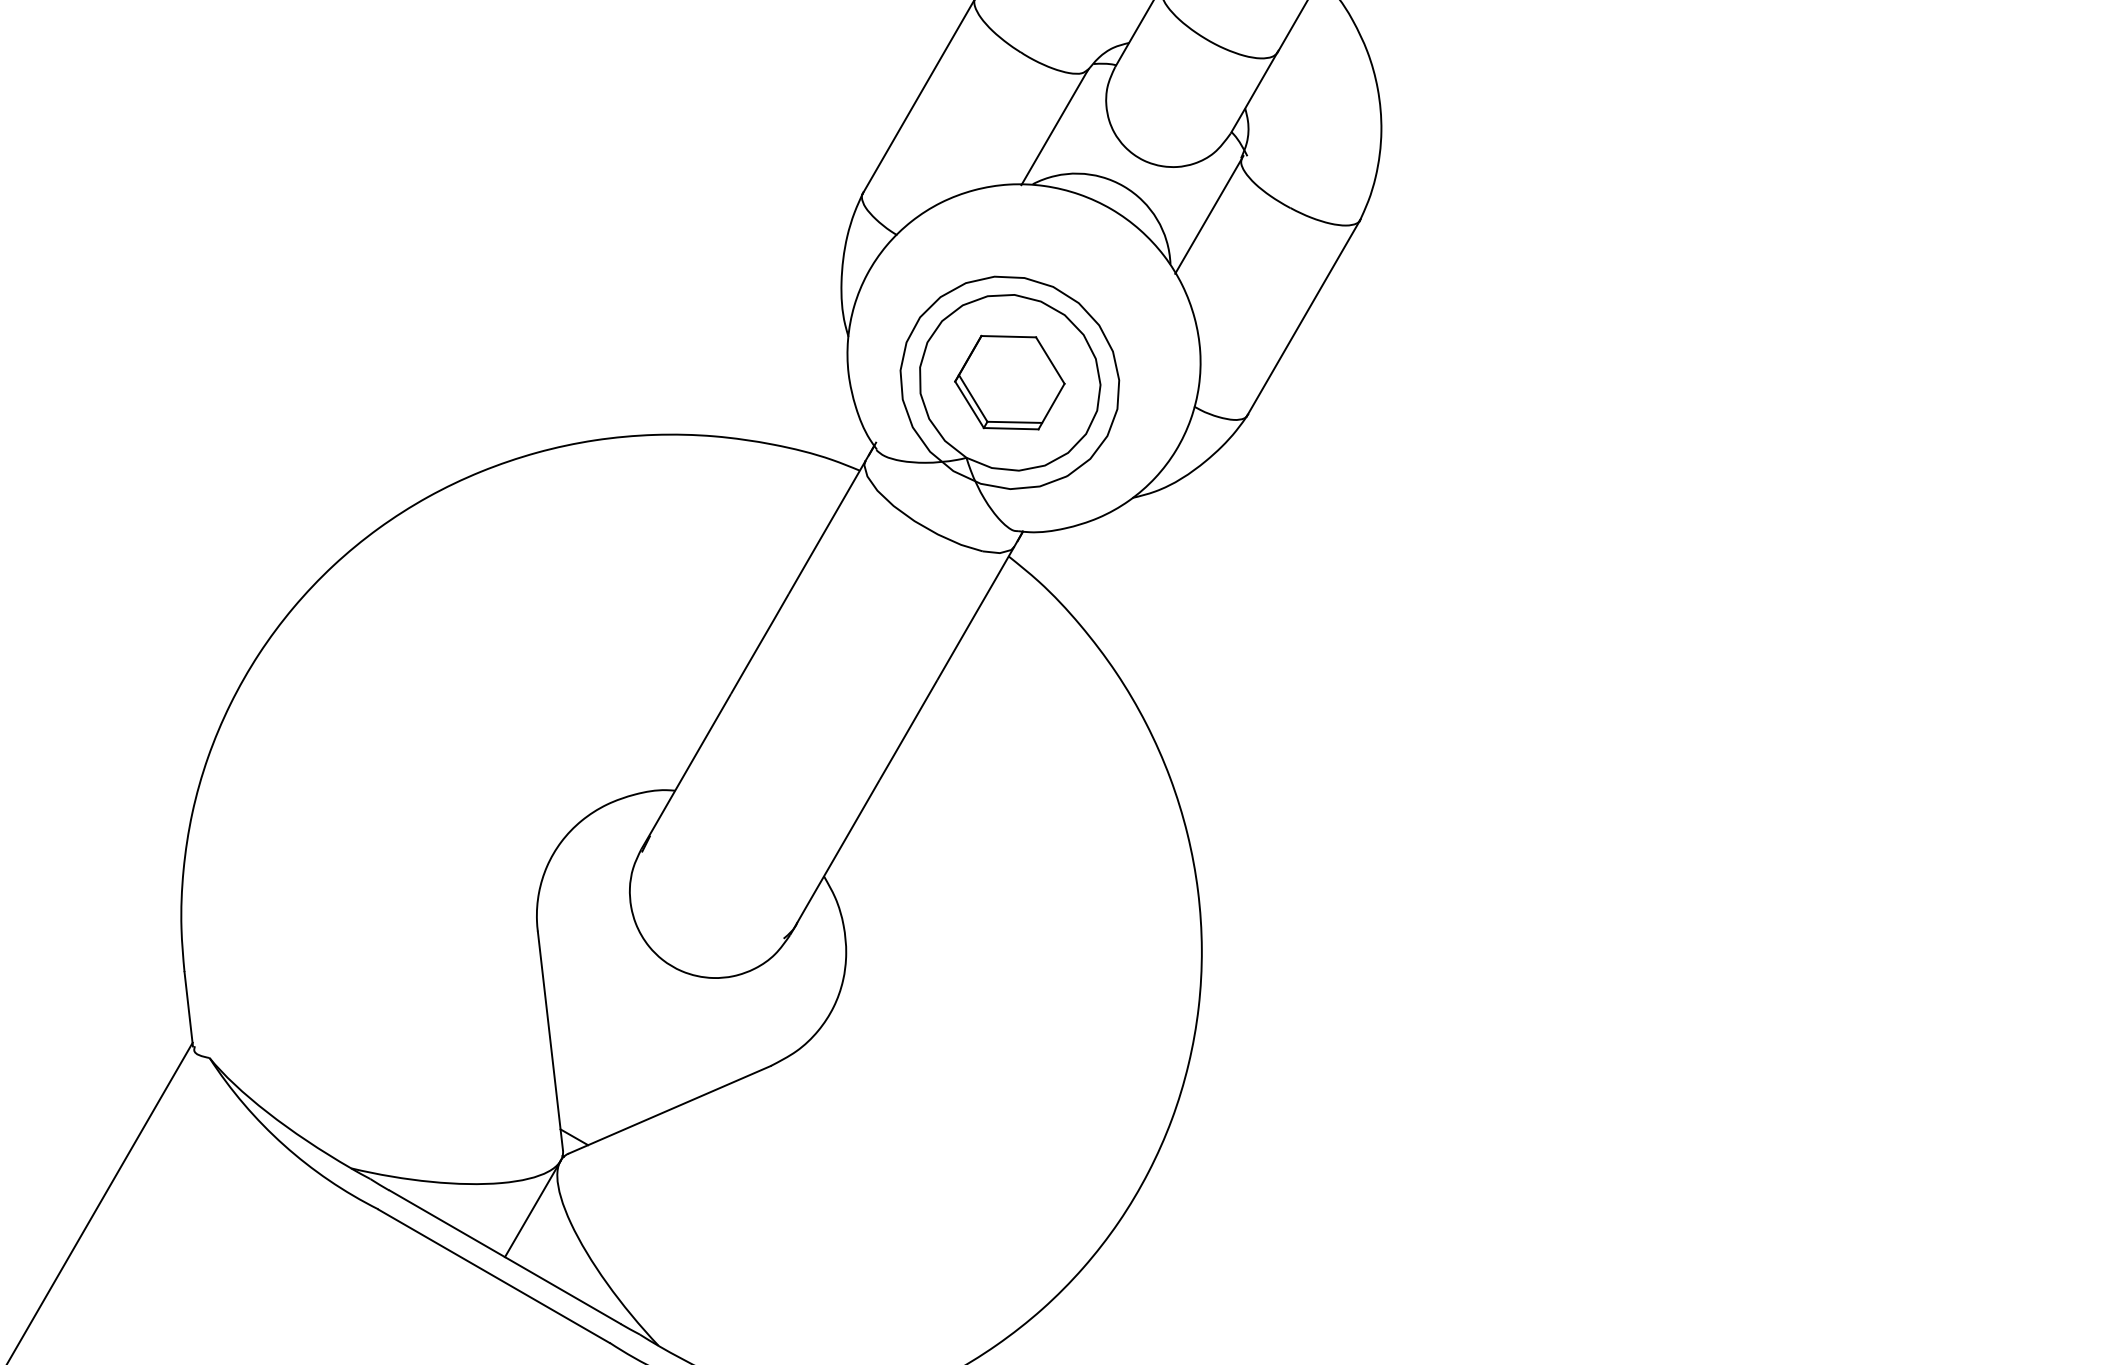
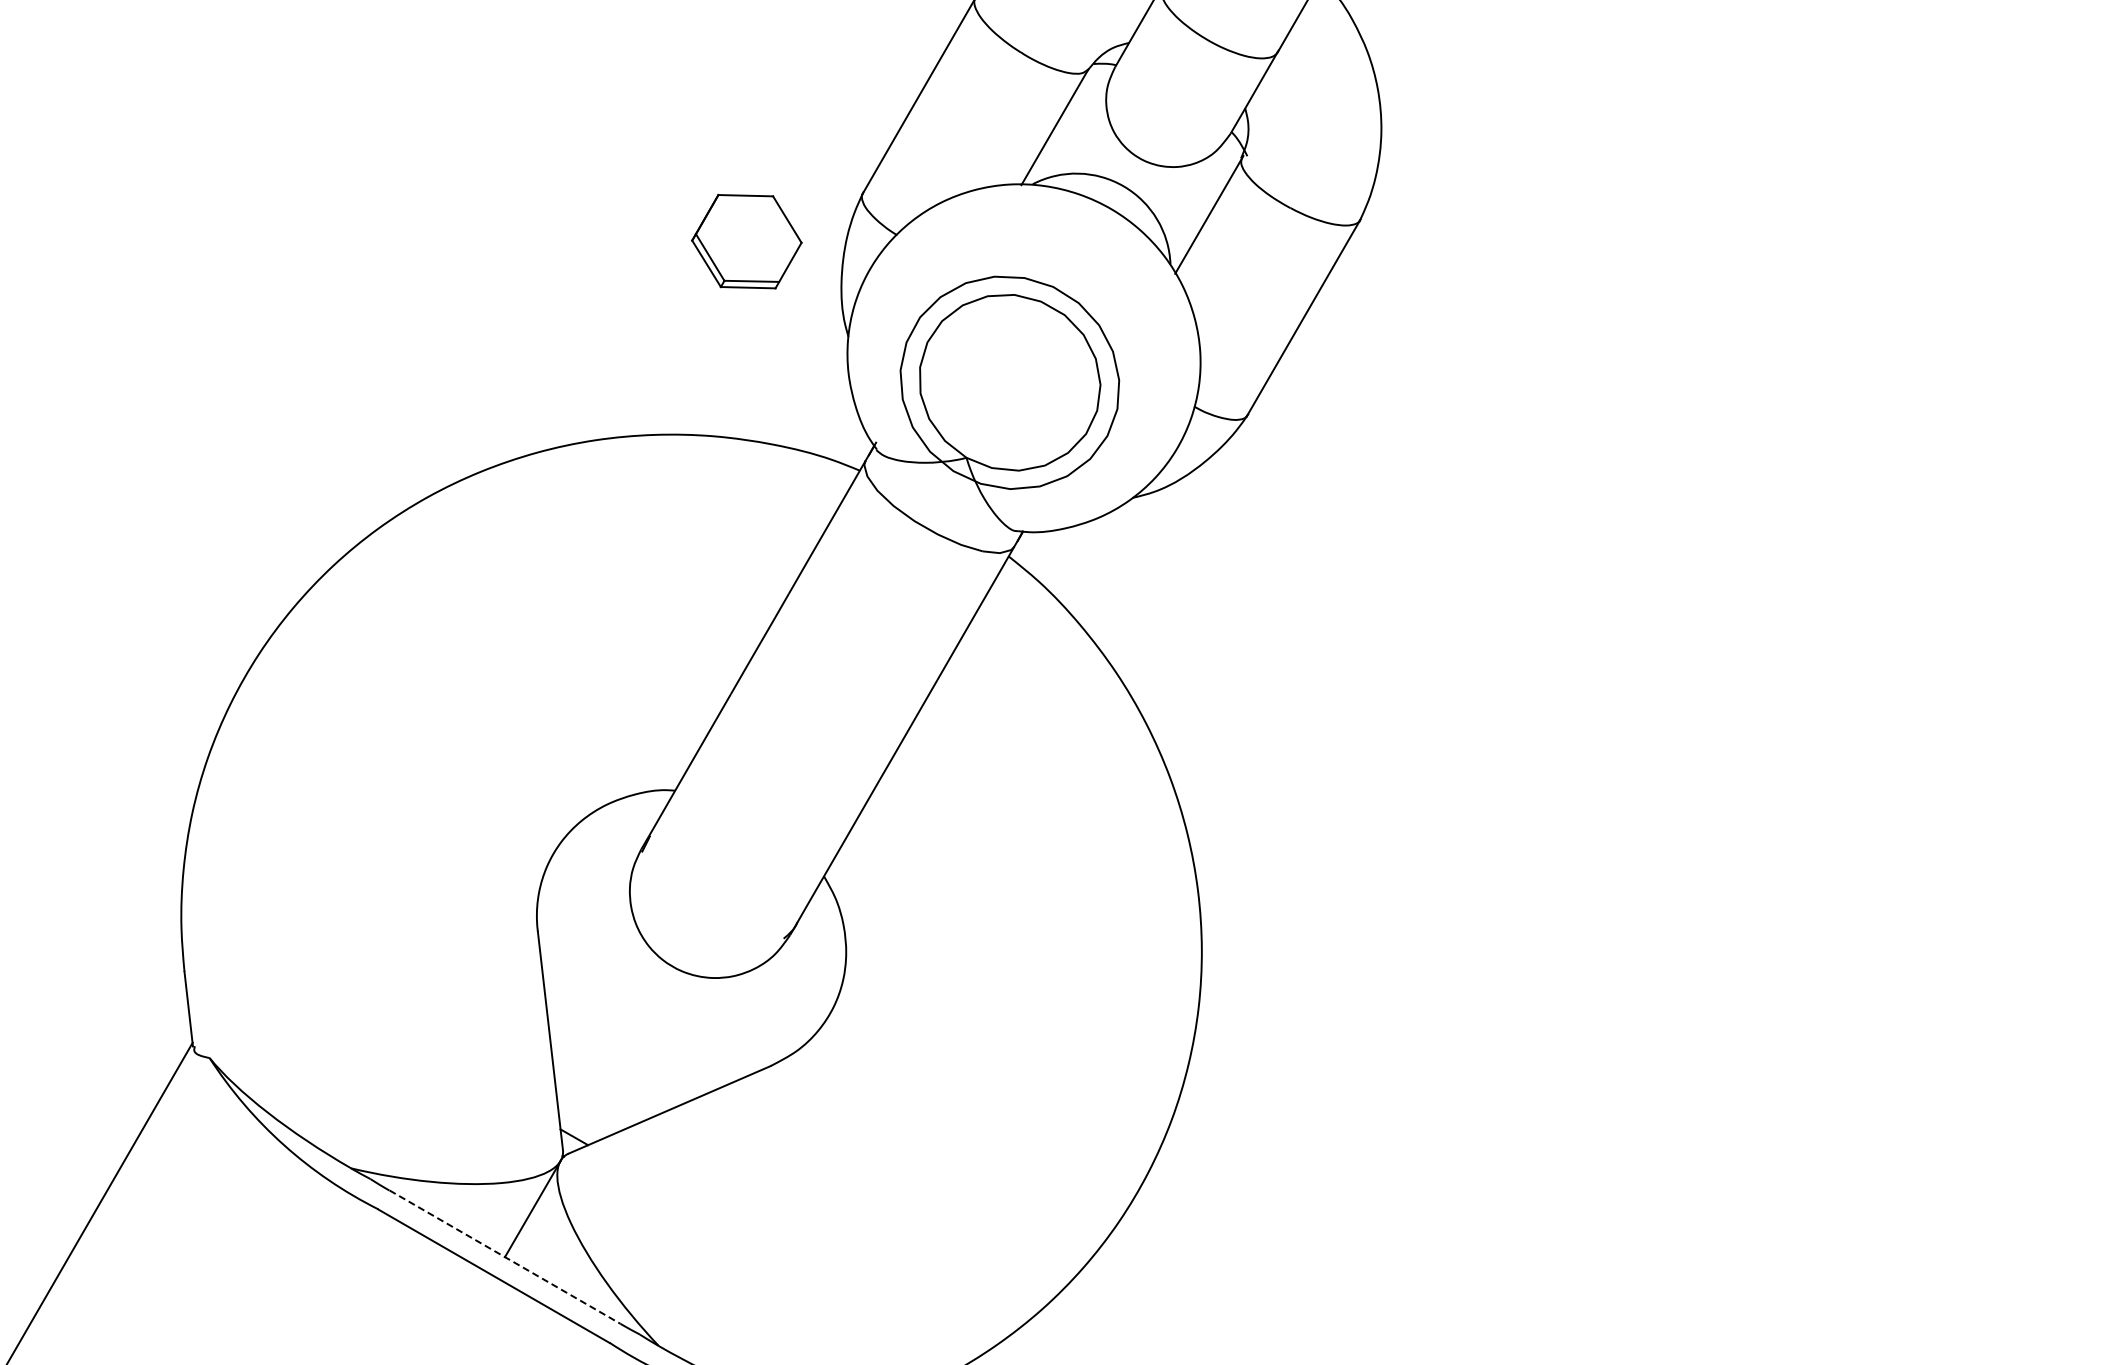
part position: (1009, 382) -> (746, 241) (746, 241)
line: solid -> dashed (505, 1257)
